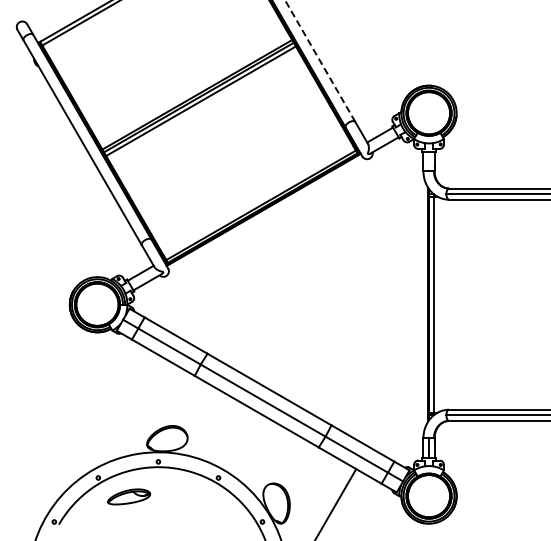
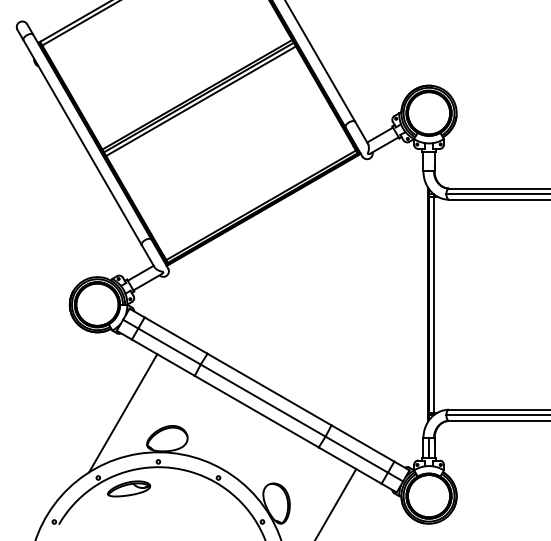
line: dashed -> solid (320, 61)
line: none -> present (123, 413)
part position: (129, 496) -> (129, 488) (129, 488)
